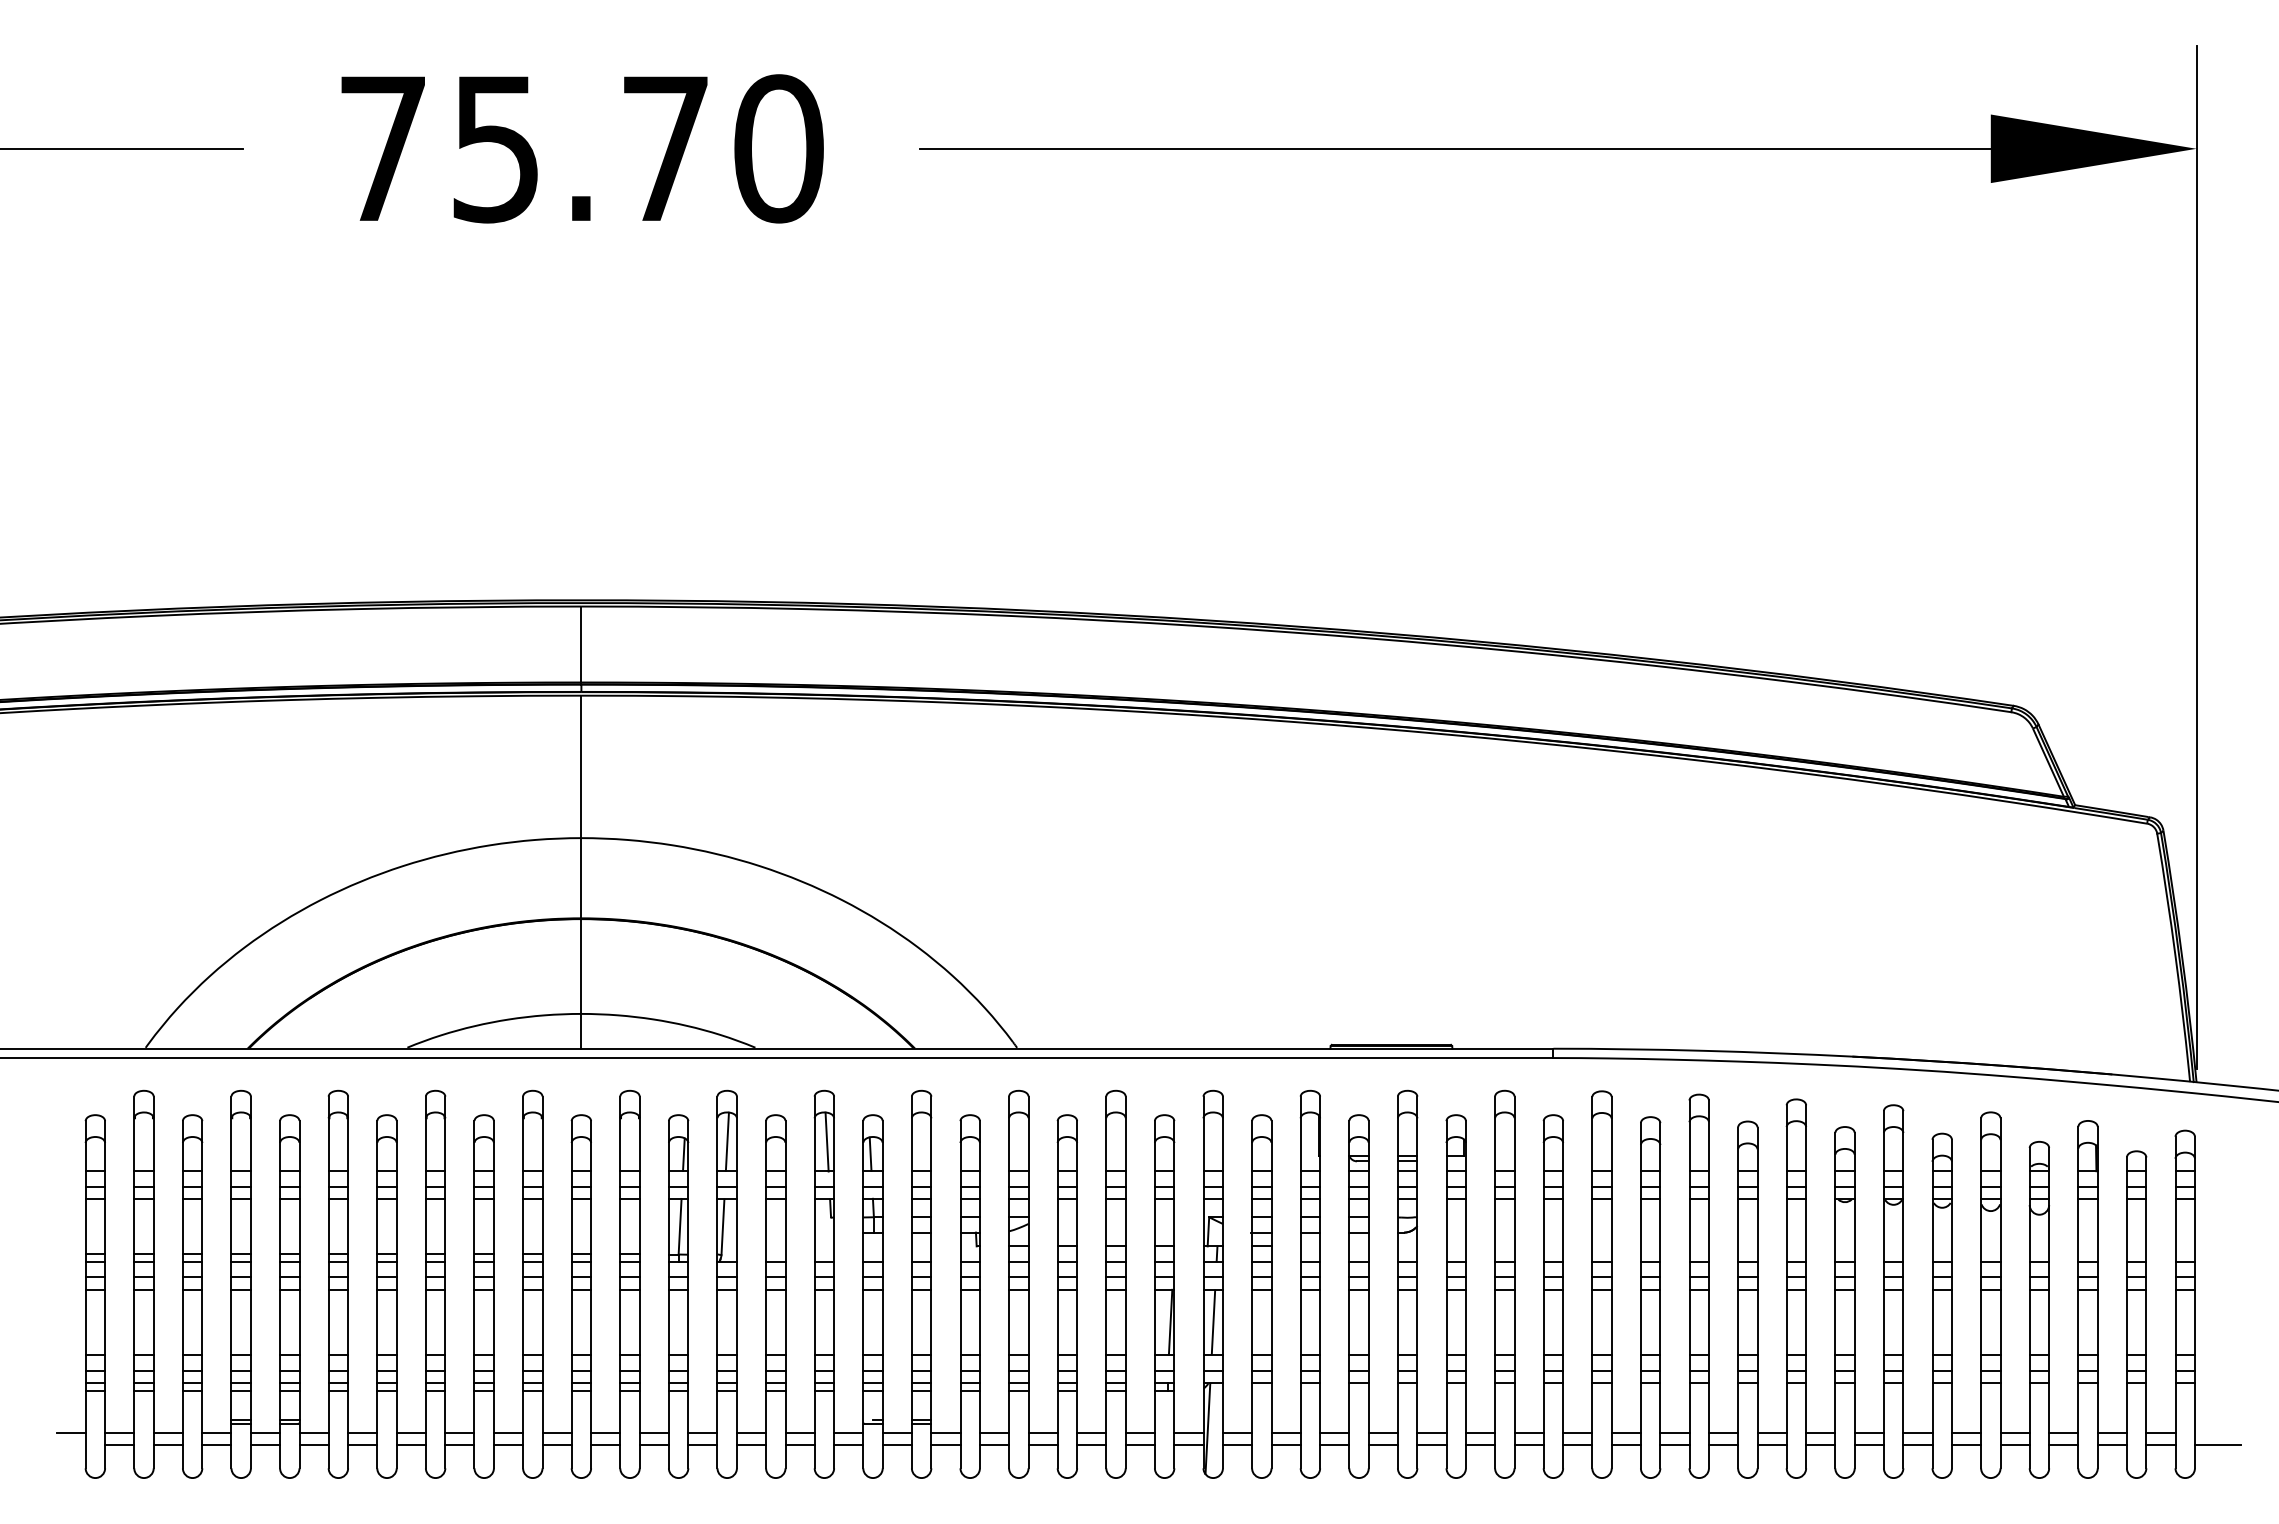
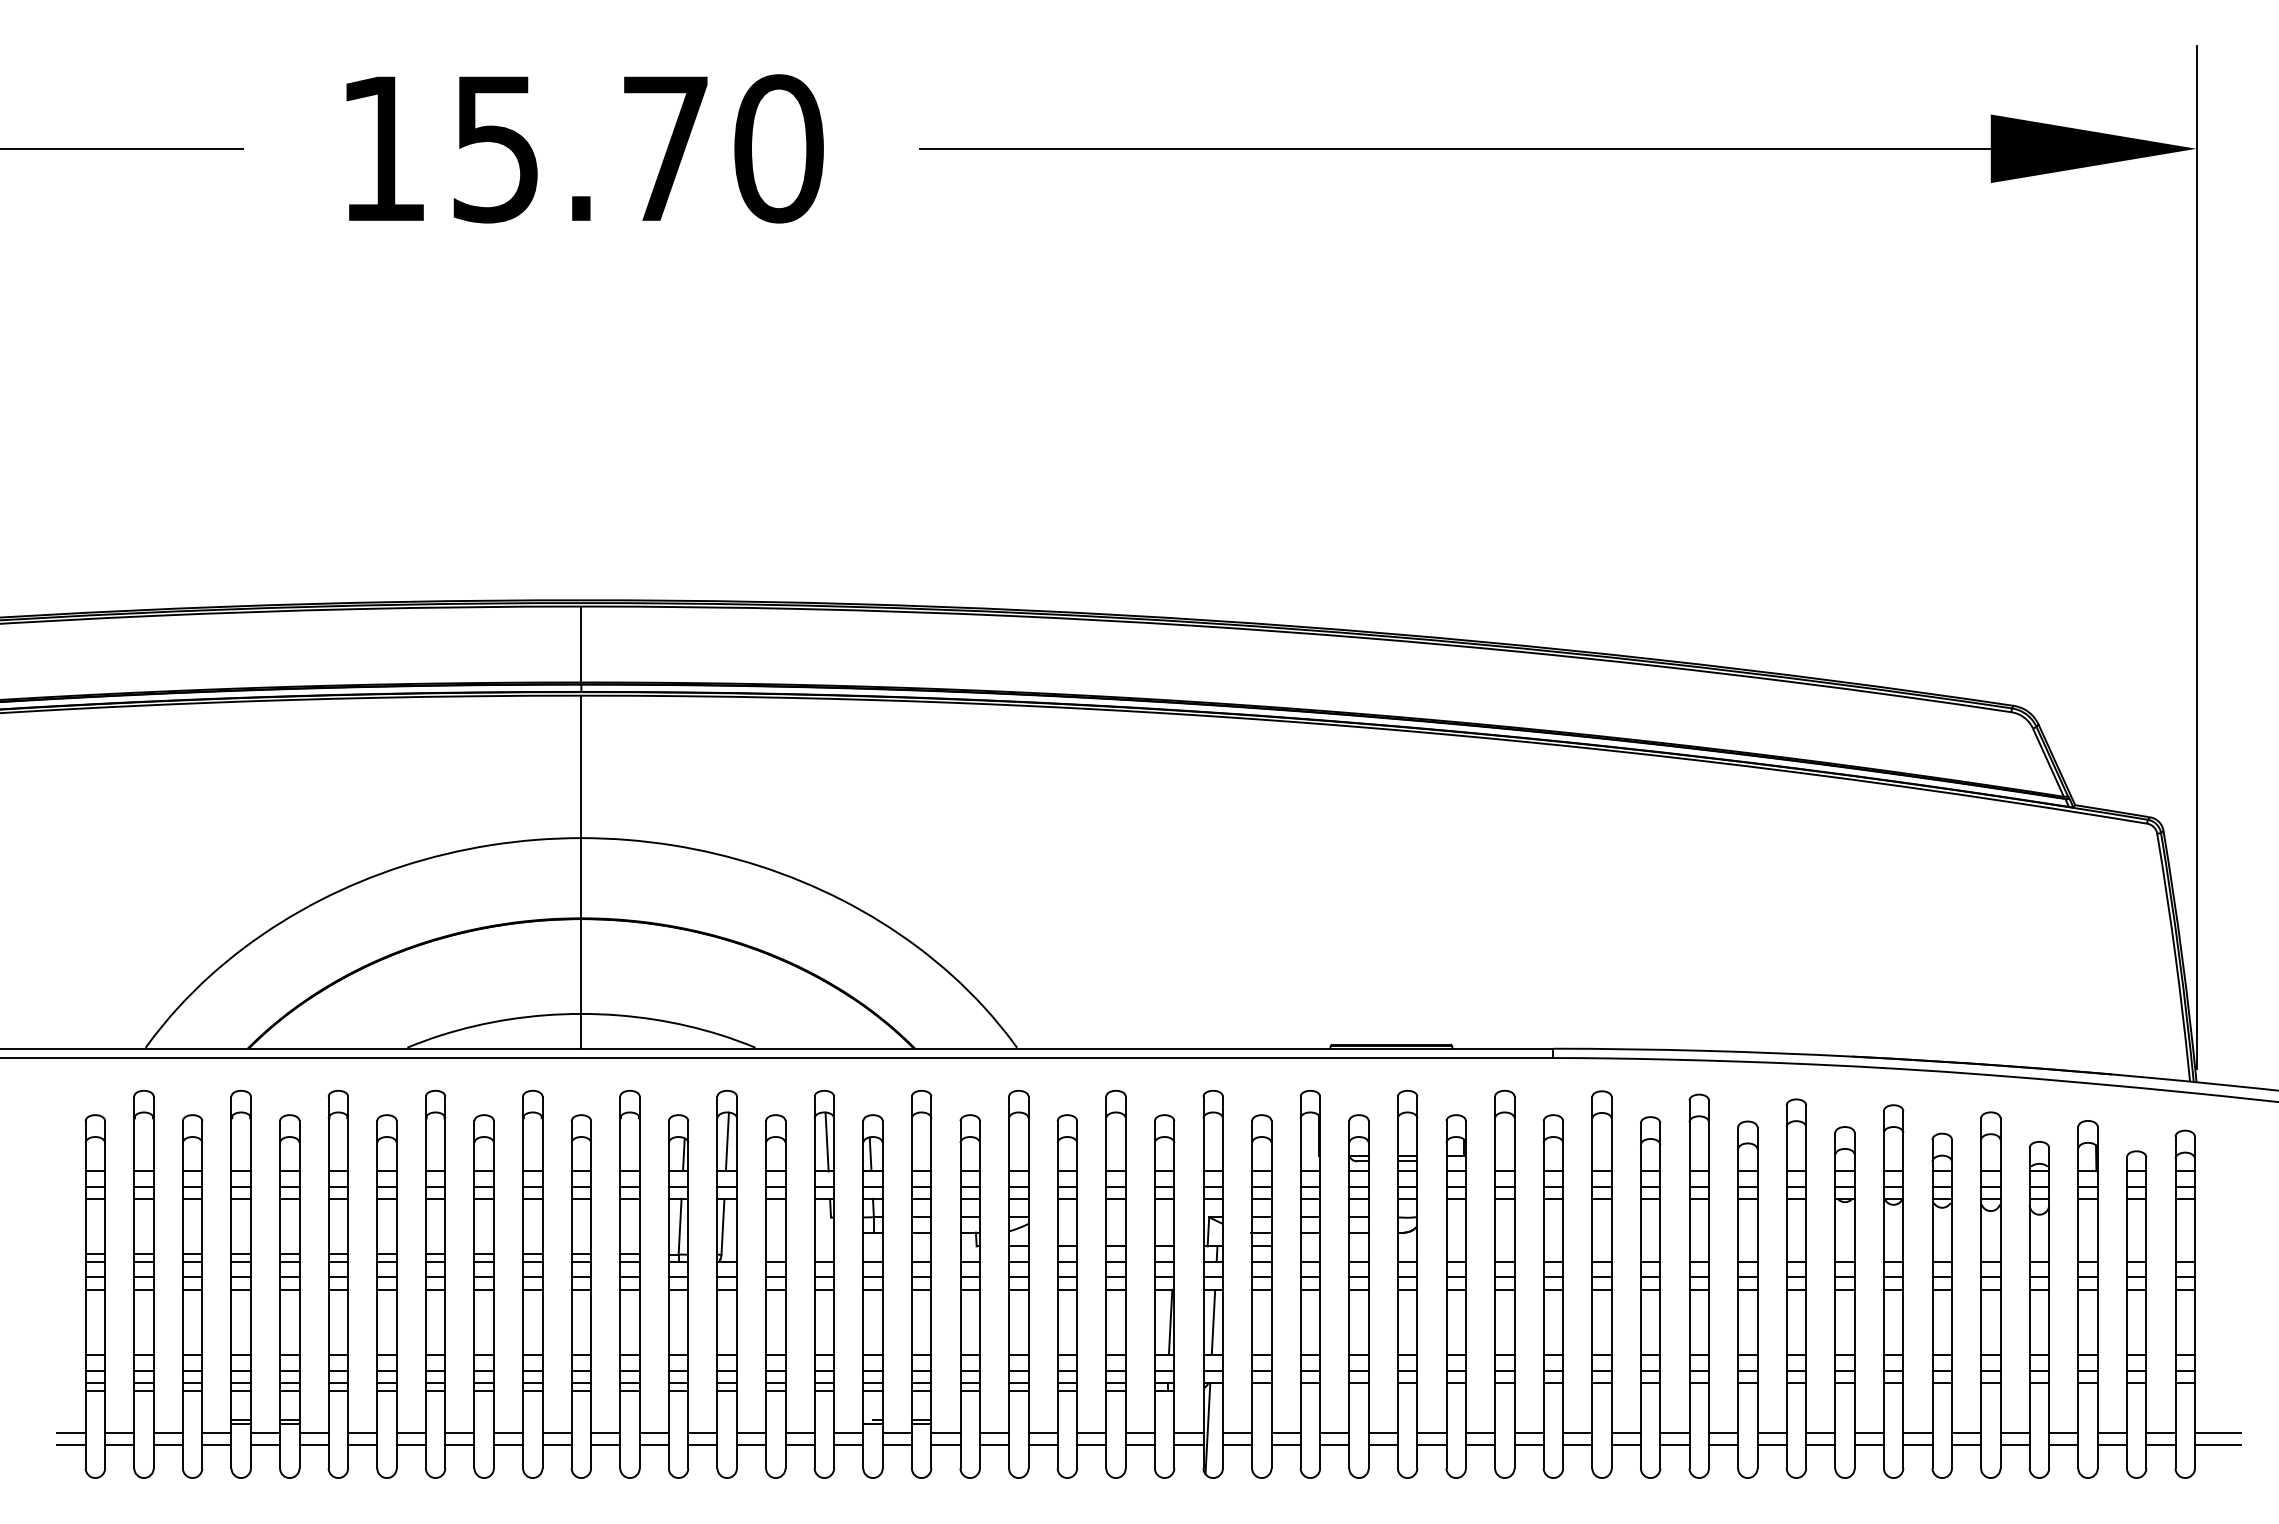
text: 75.70 -> 15.70 (382, 148)
line: none -> present (2217, 1433)
line: none -> present (70, 1445)
